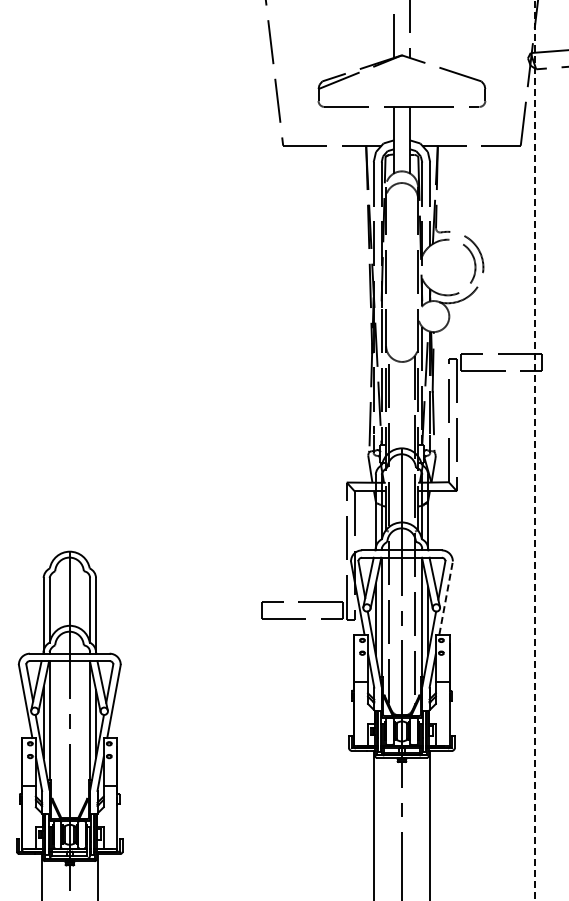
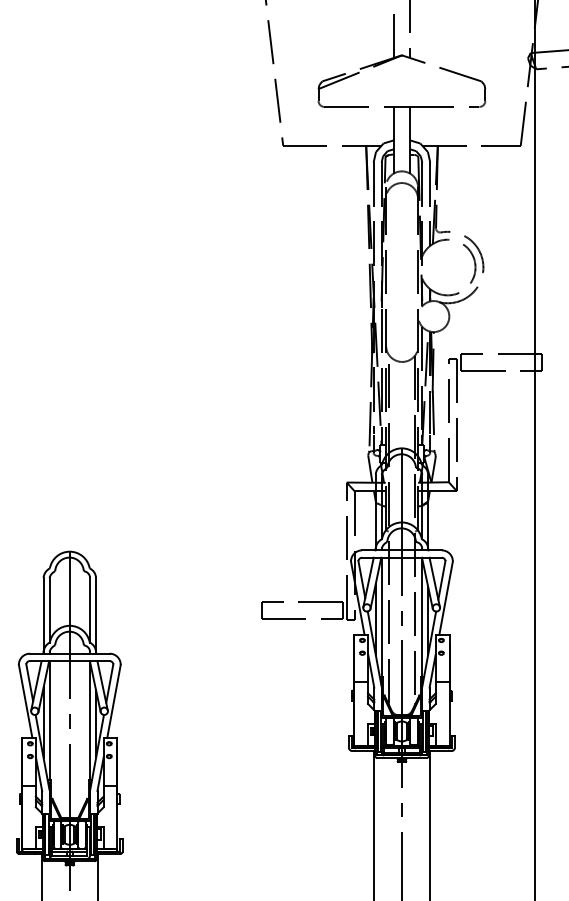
line: dashed -> solid (535, 450)
line: dashed -> solid (446, 597)
